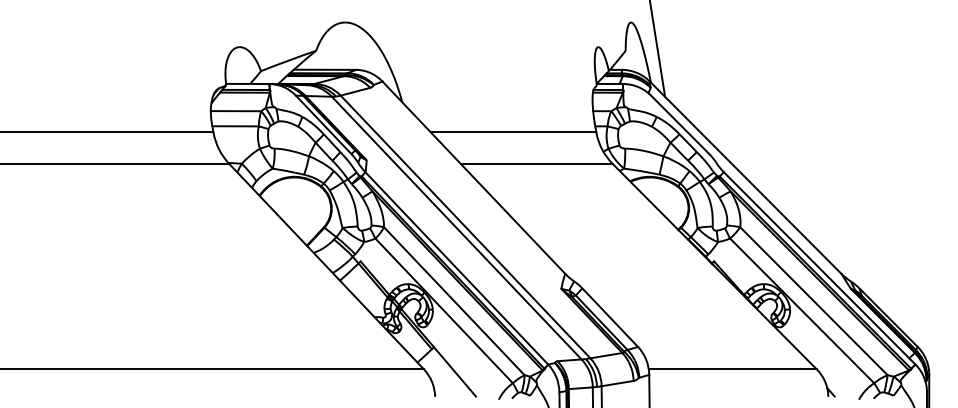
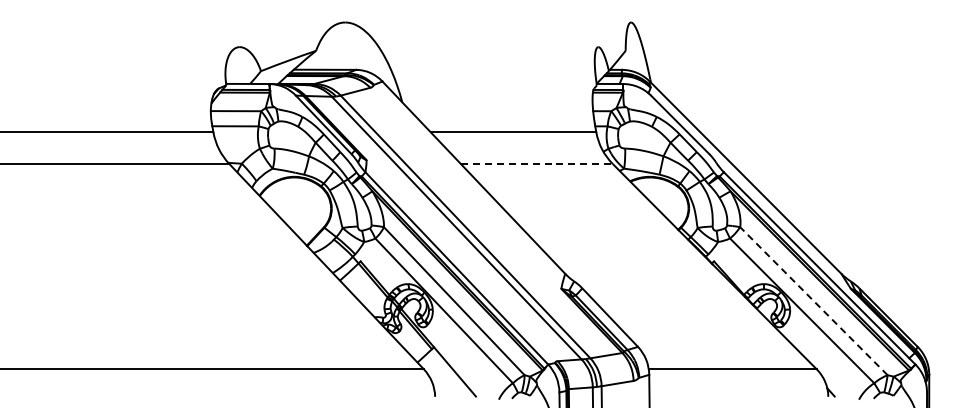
line: present -> none (657, 49)
line: solid -> dashed (536, 164)
line: solid -> dashed (813, 301)
